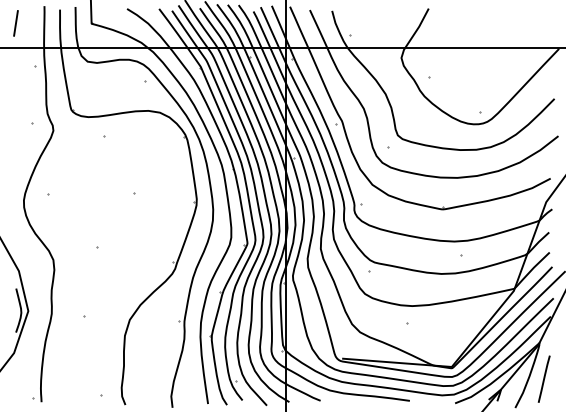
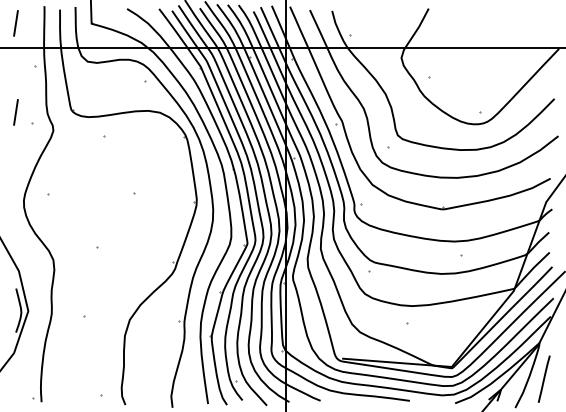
line: none -> present (15, 112)
